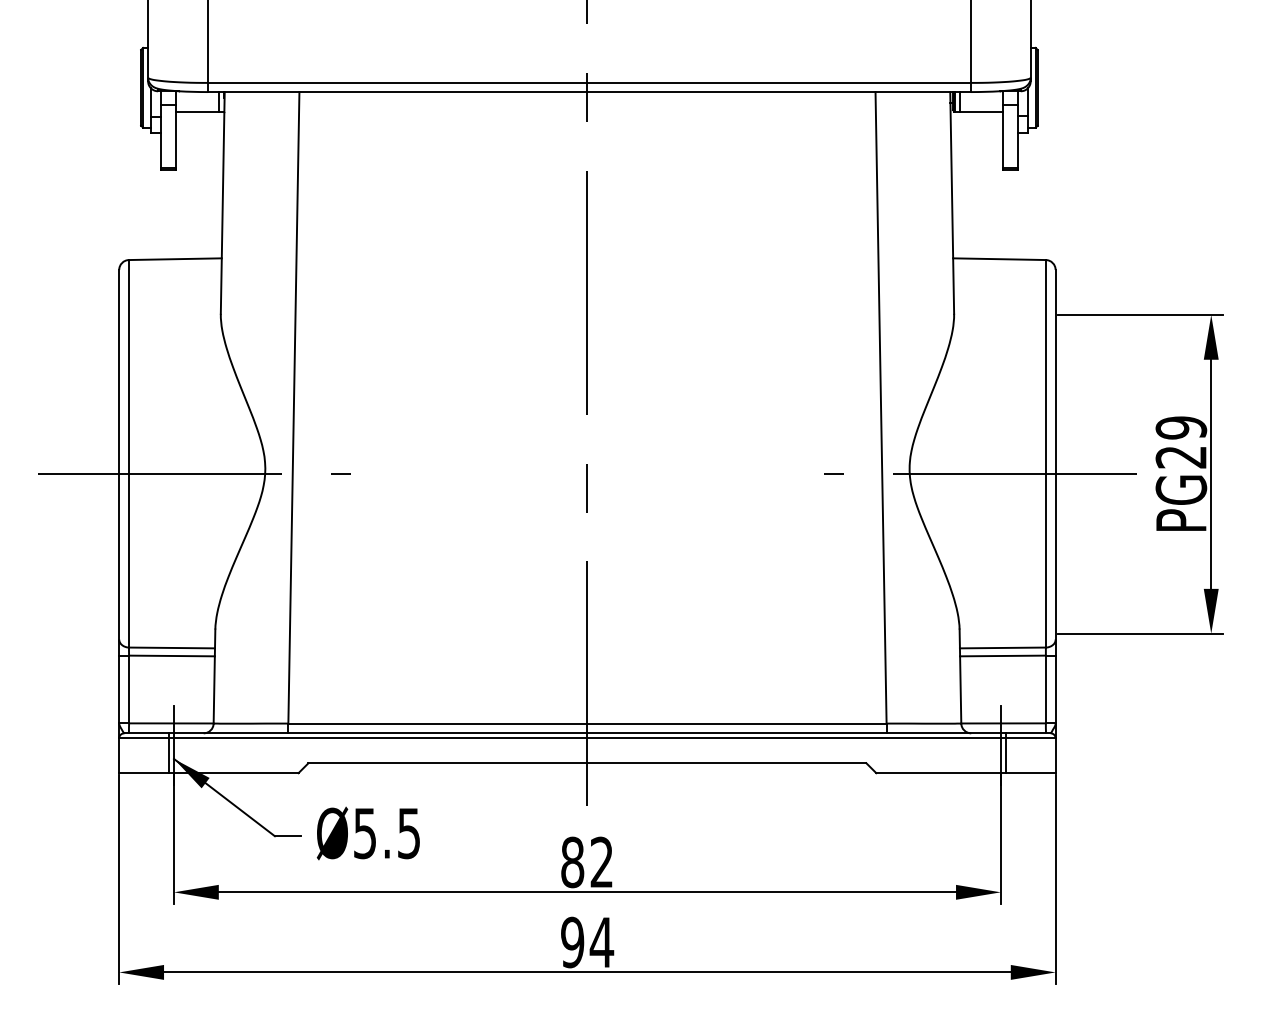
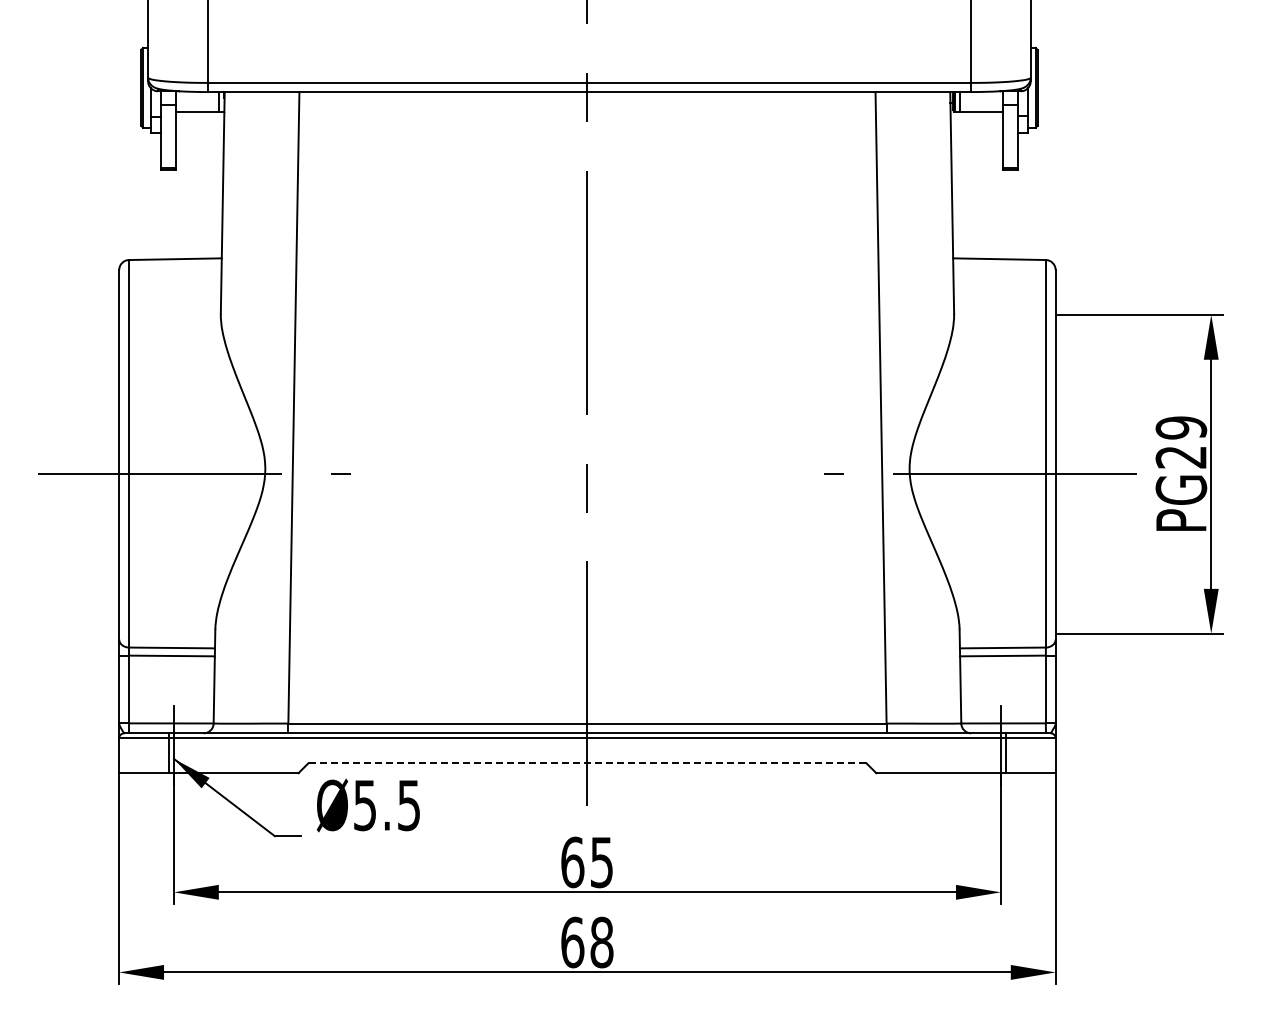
line: solid -> dashed (587, 763)
text position: (367, 833) -> (367, 805) (367, 805)
text: 82 -> 65 (586, 862)
text: 94 -> 68 (587, 942)
